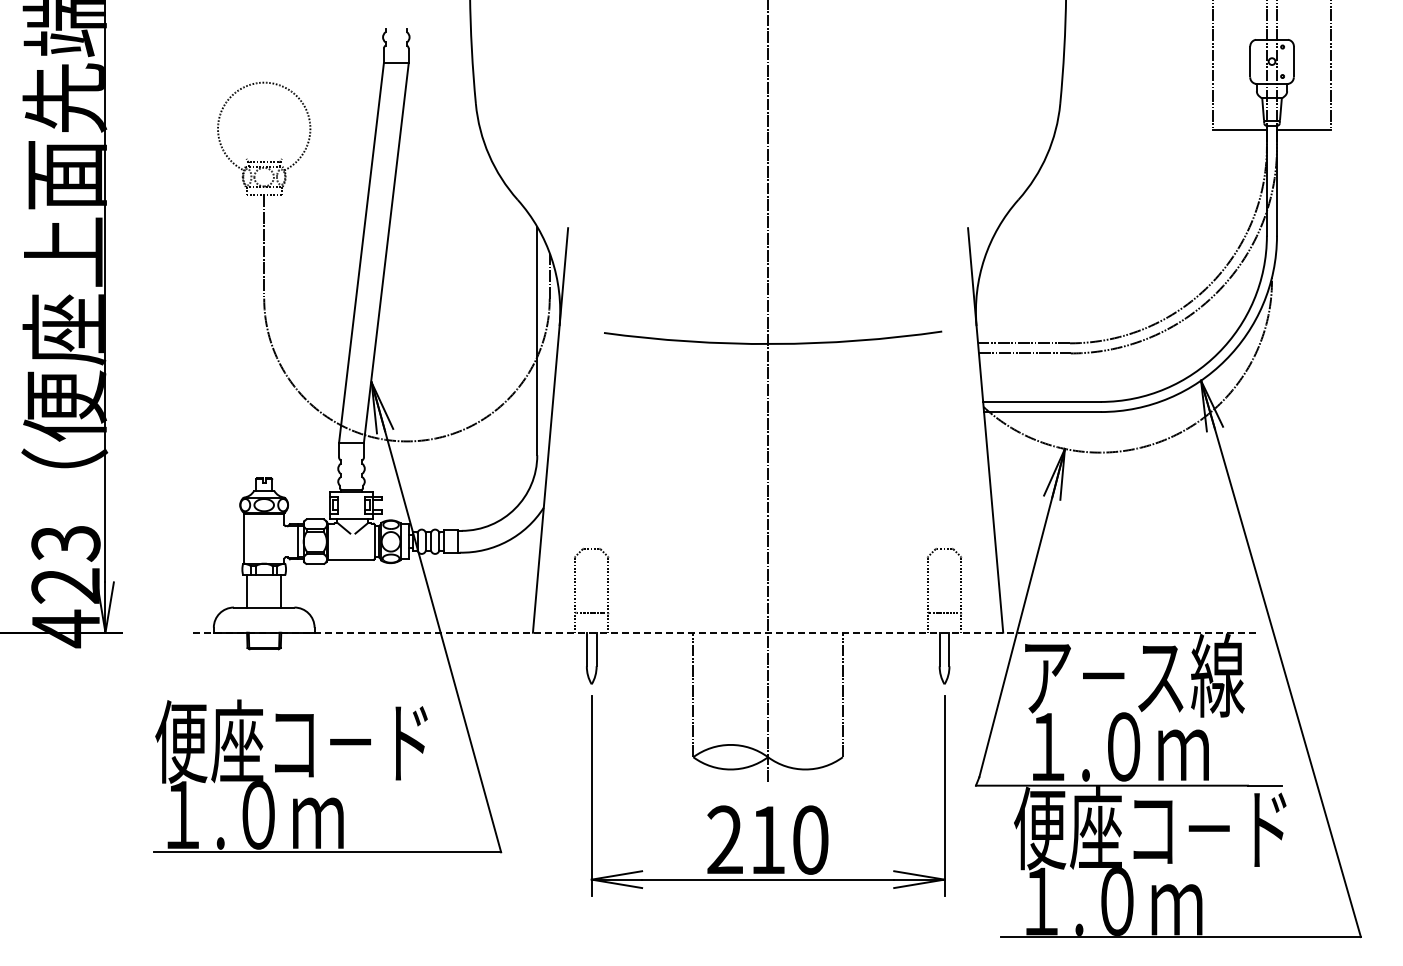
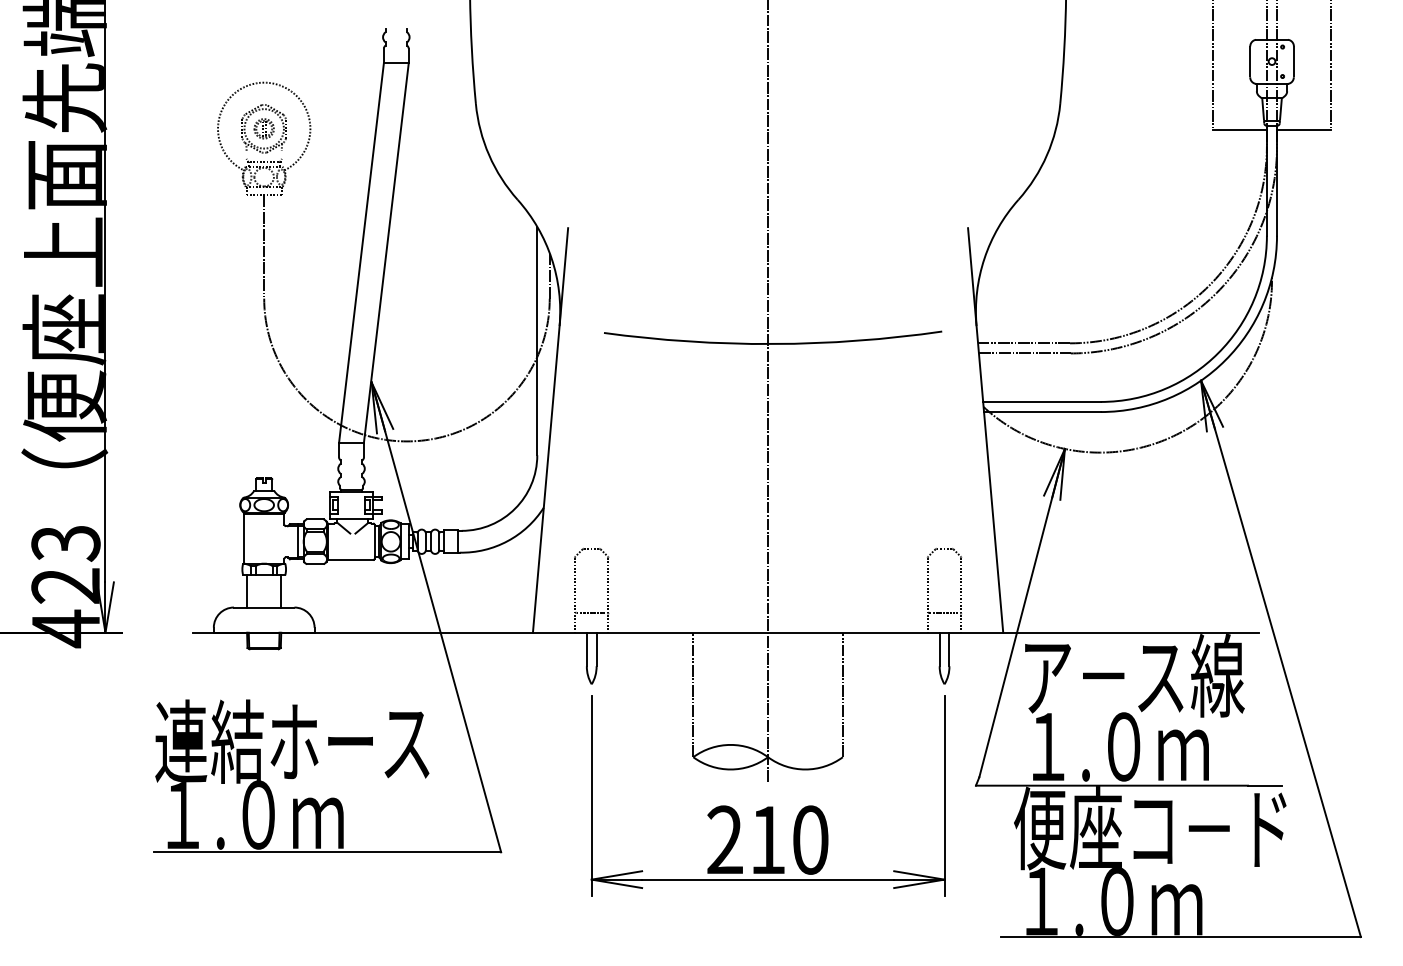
part: none -> present (263, 128)
line: dashed -> solid (726, 632)
text: 便座コ－ド -> 連結ホース (292, 741)
